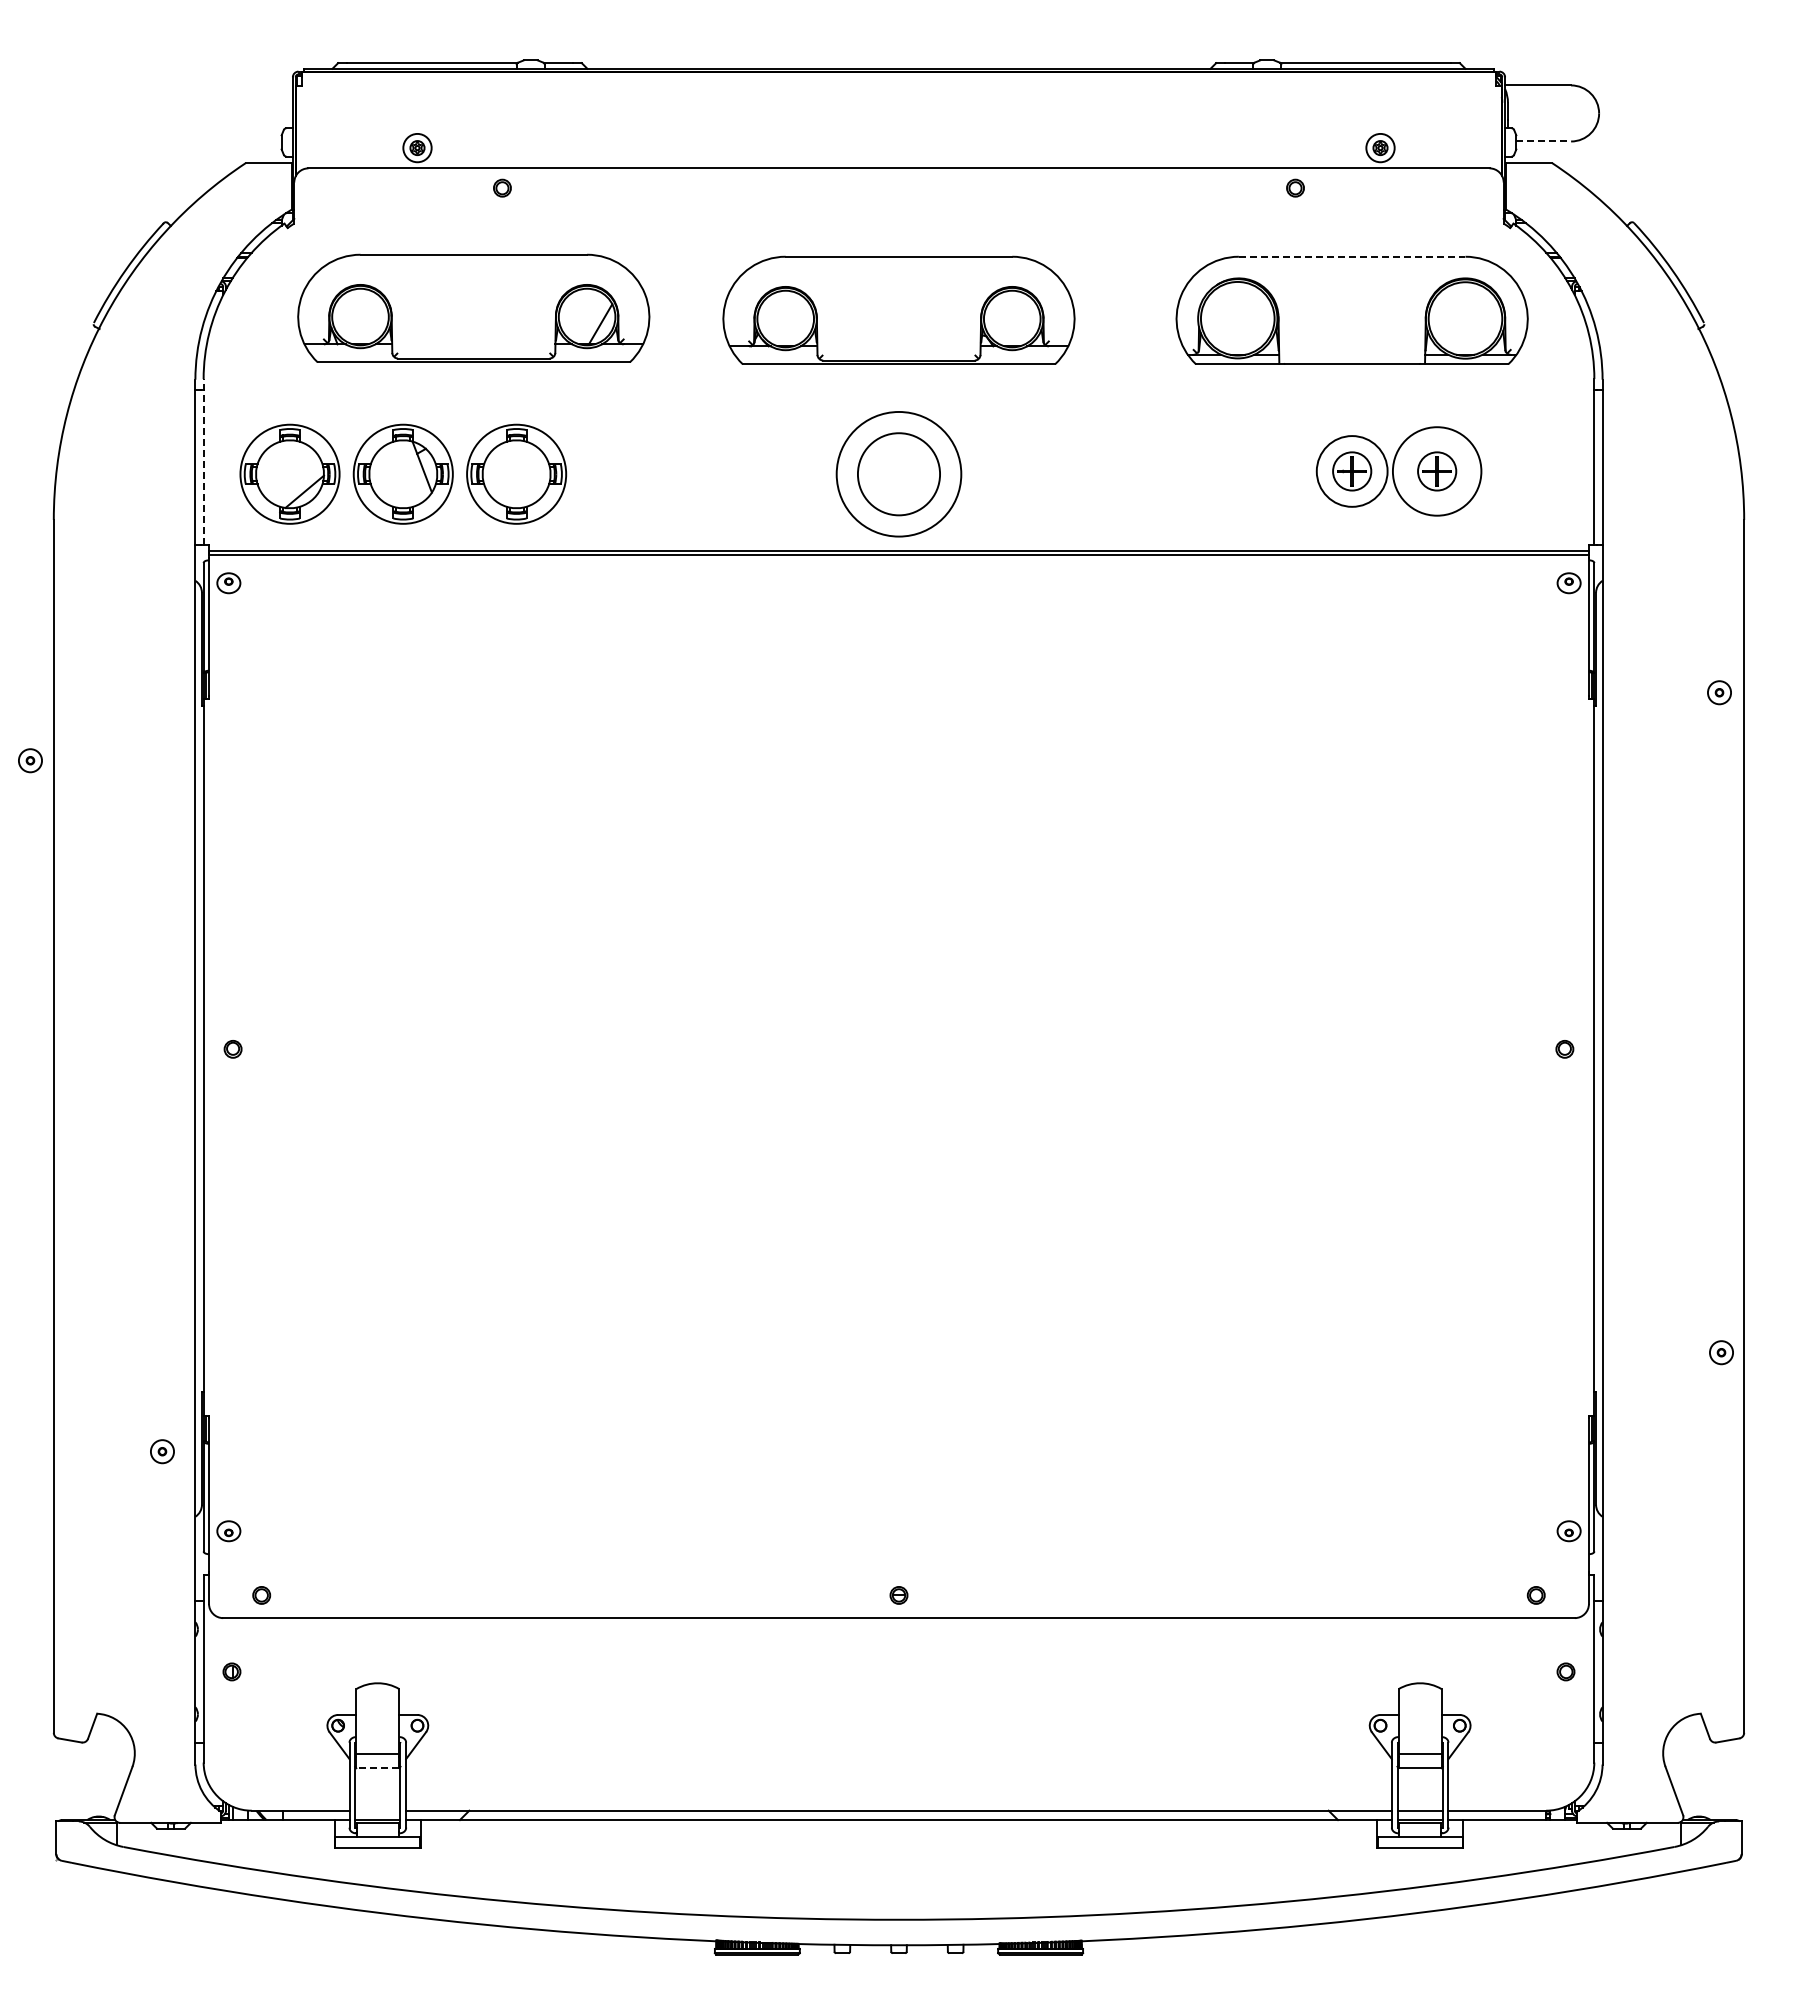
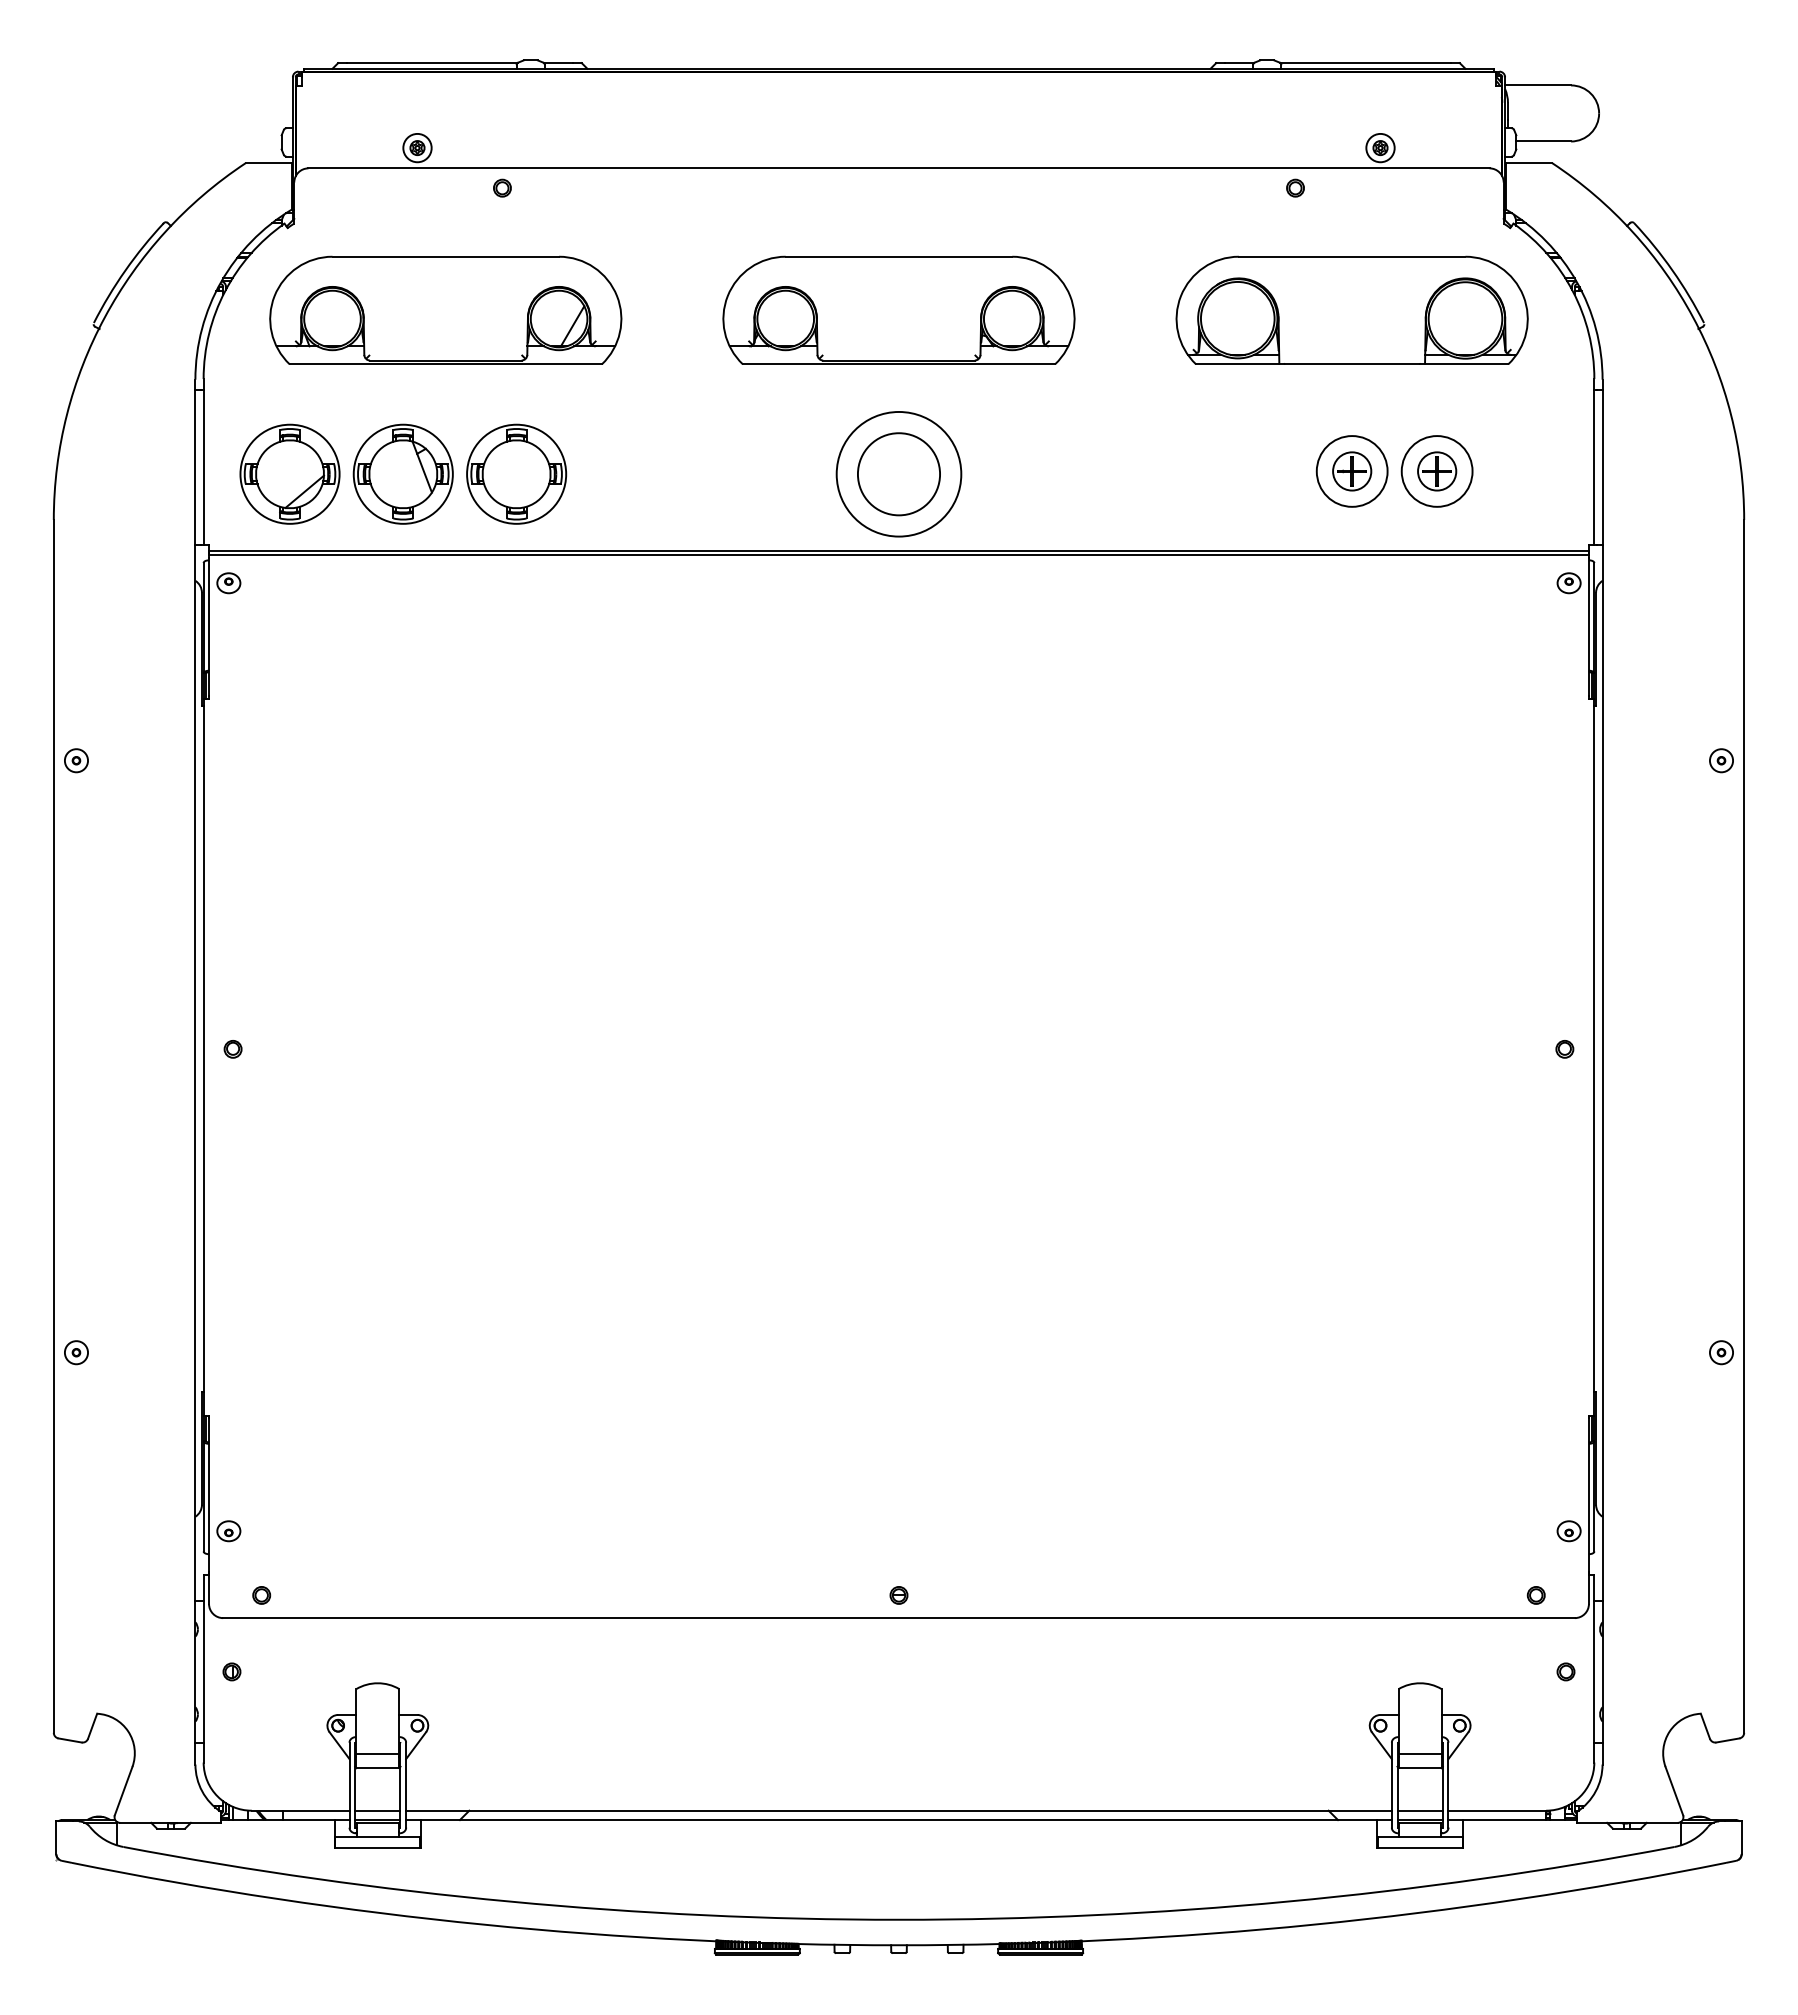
line: dashed -> solid (1544, 141)
line: dashed -> solid (1352, 256)
part position: (473, 307) -> (445, 309) (445, 309)
line: dashed -> solid (203, 461)
circle diameter: 89 px -> 71 px (1436, 471)
part position: (1719, 692) -> (1721, 760) (1721, 760)
part position: (30, 760) -> (76, 760) (76, 760)
part position: (162, 1451) -> (76, 1352) (76, 1352)
line: dashed -> solid (377, 1768)
line: none -> present (377, 1810)
